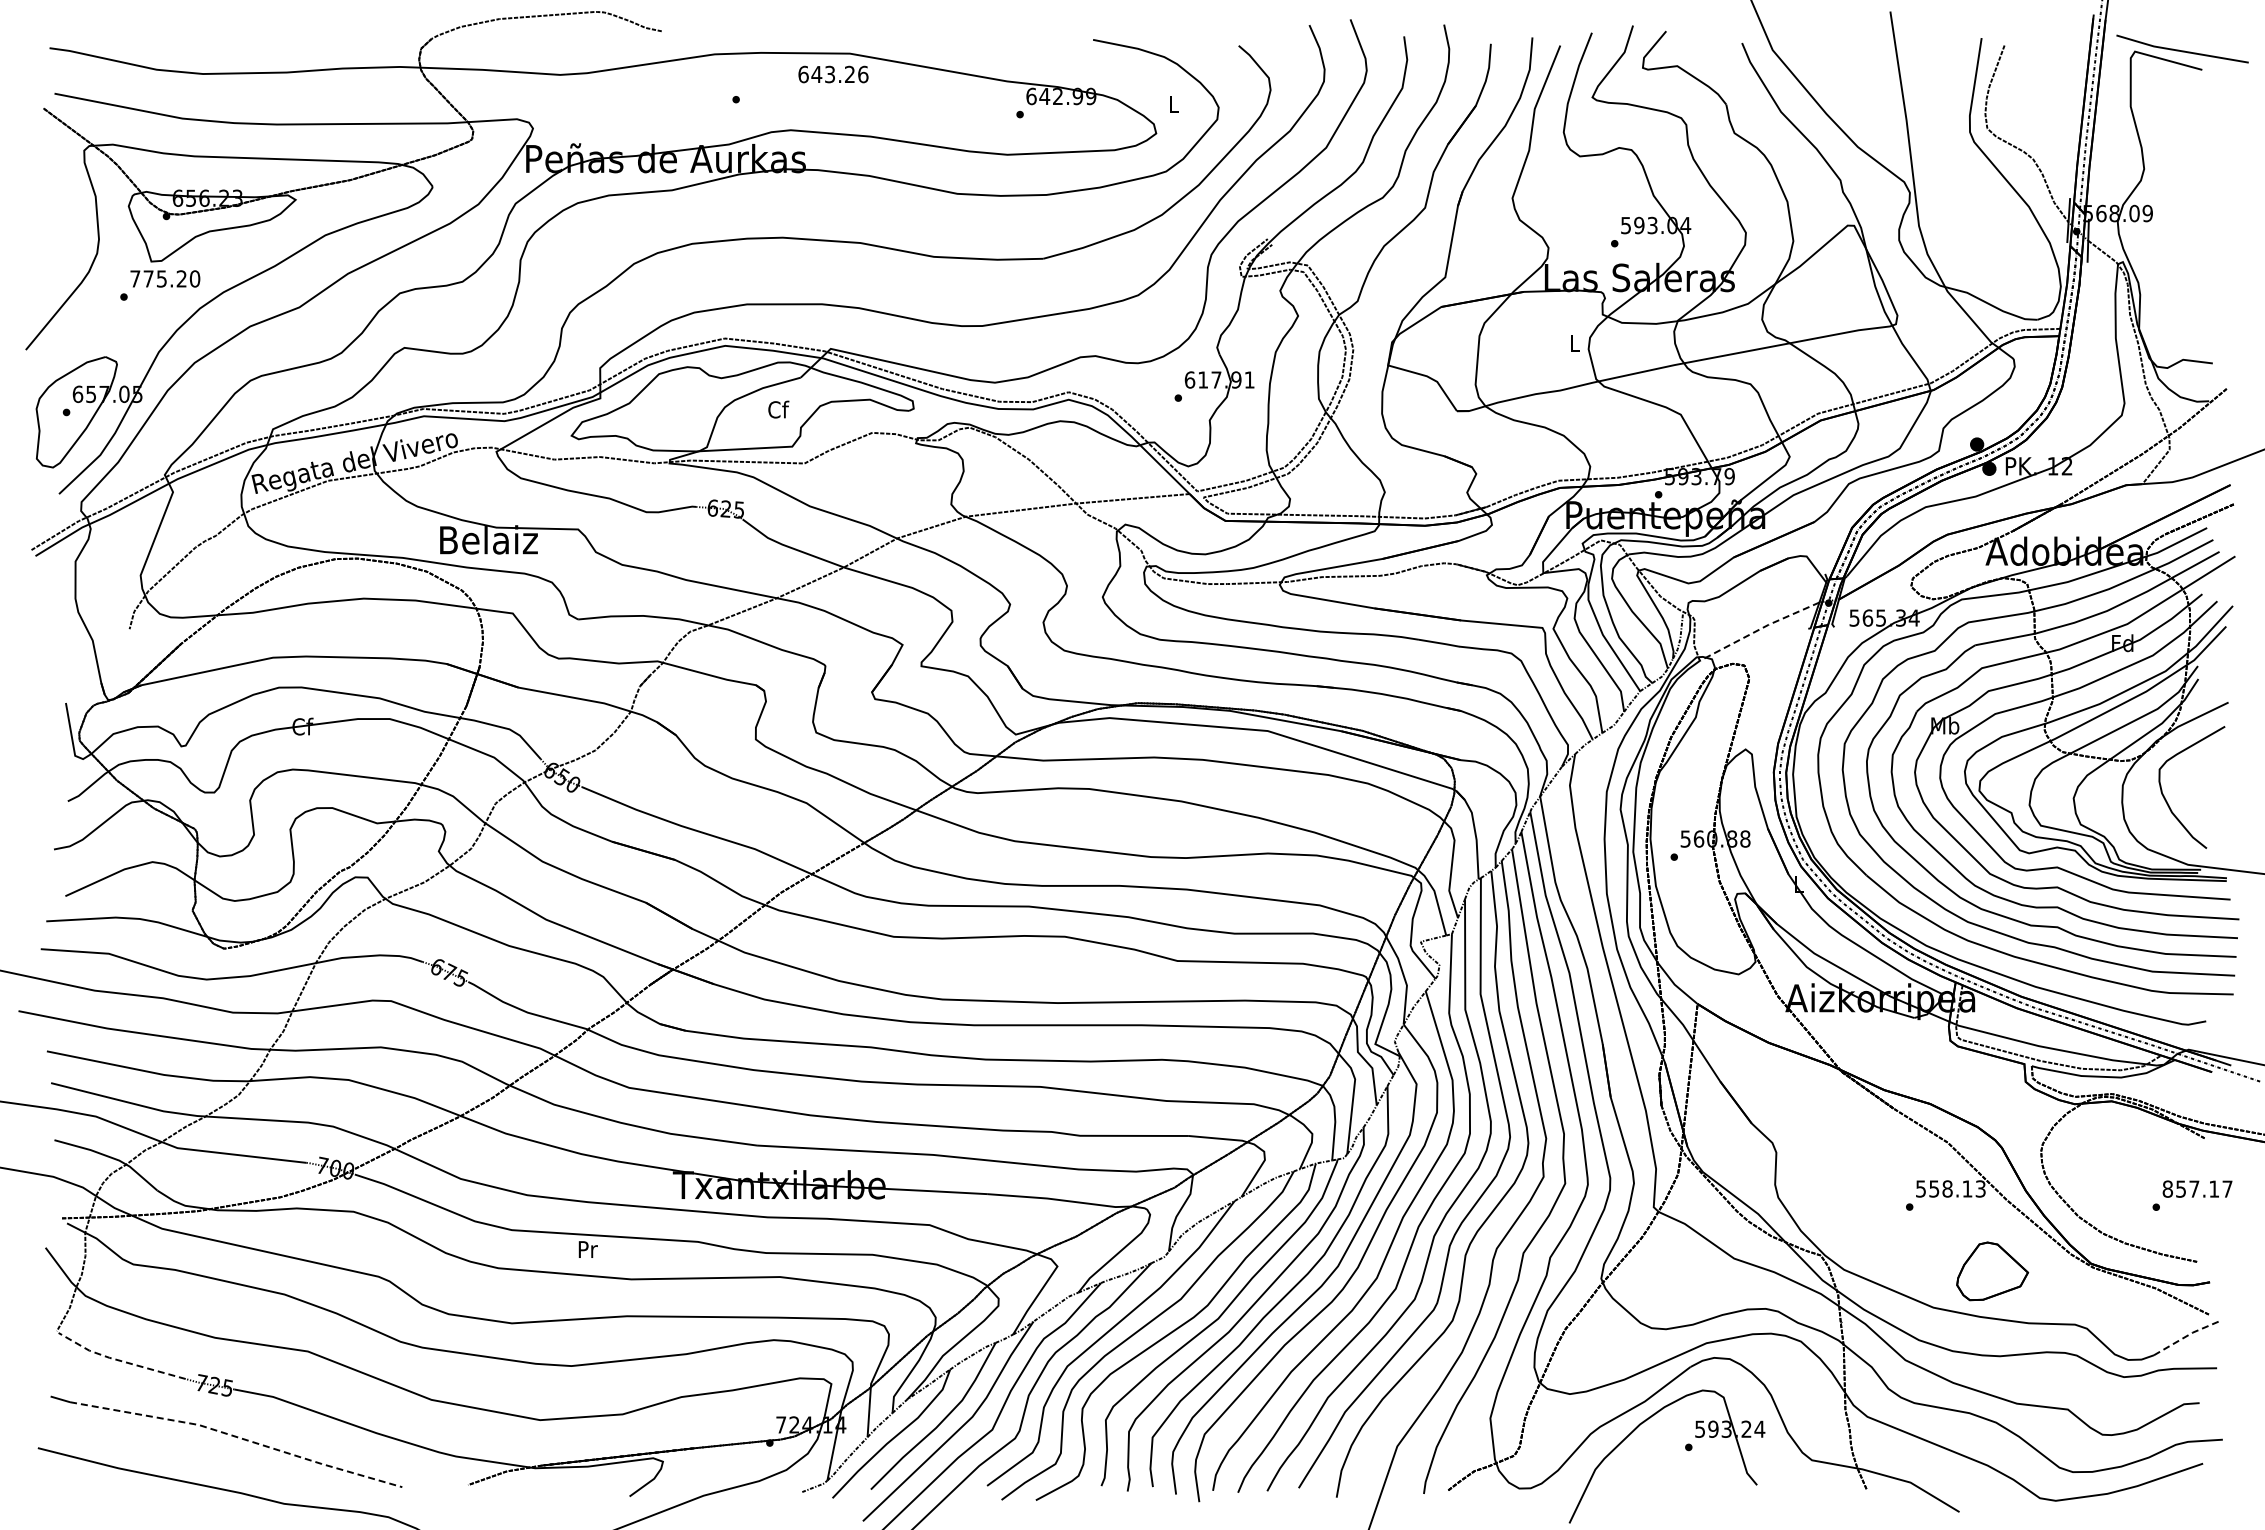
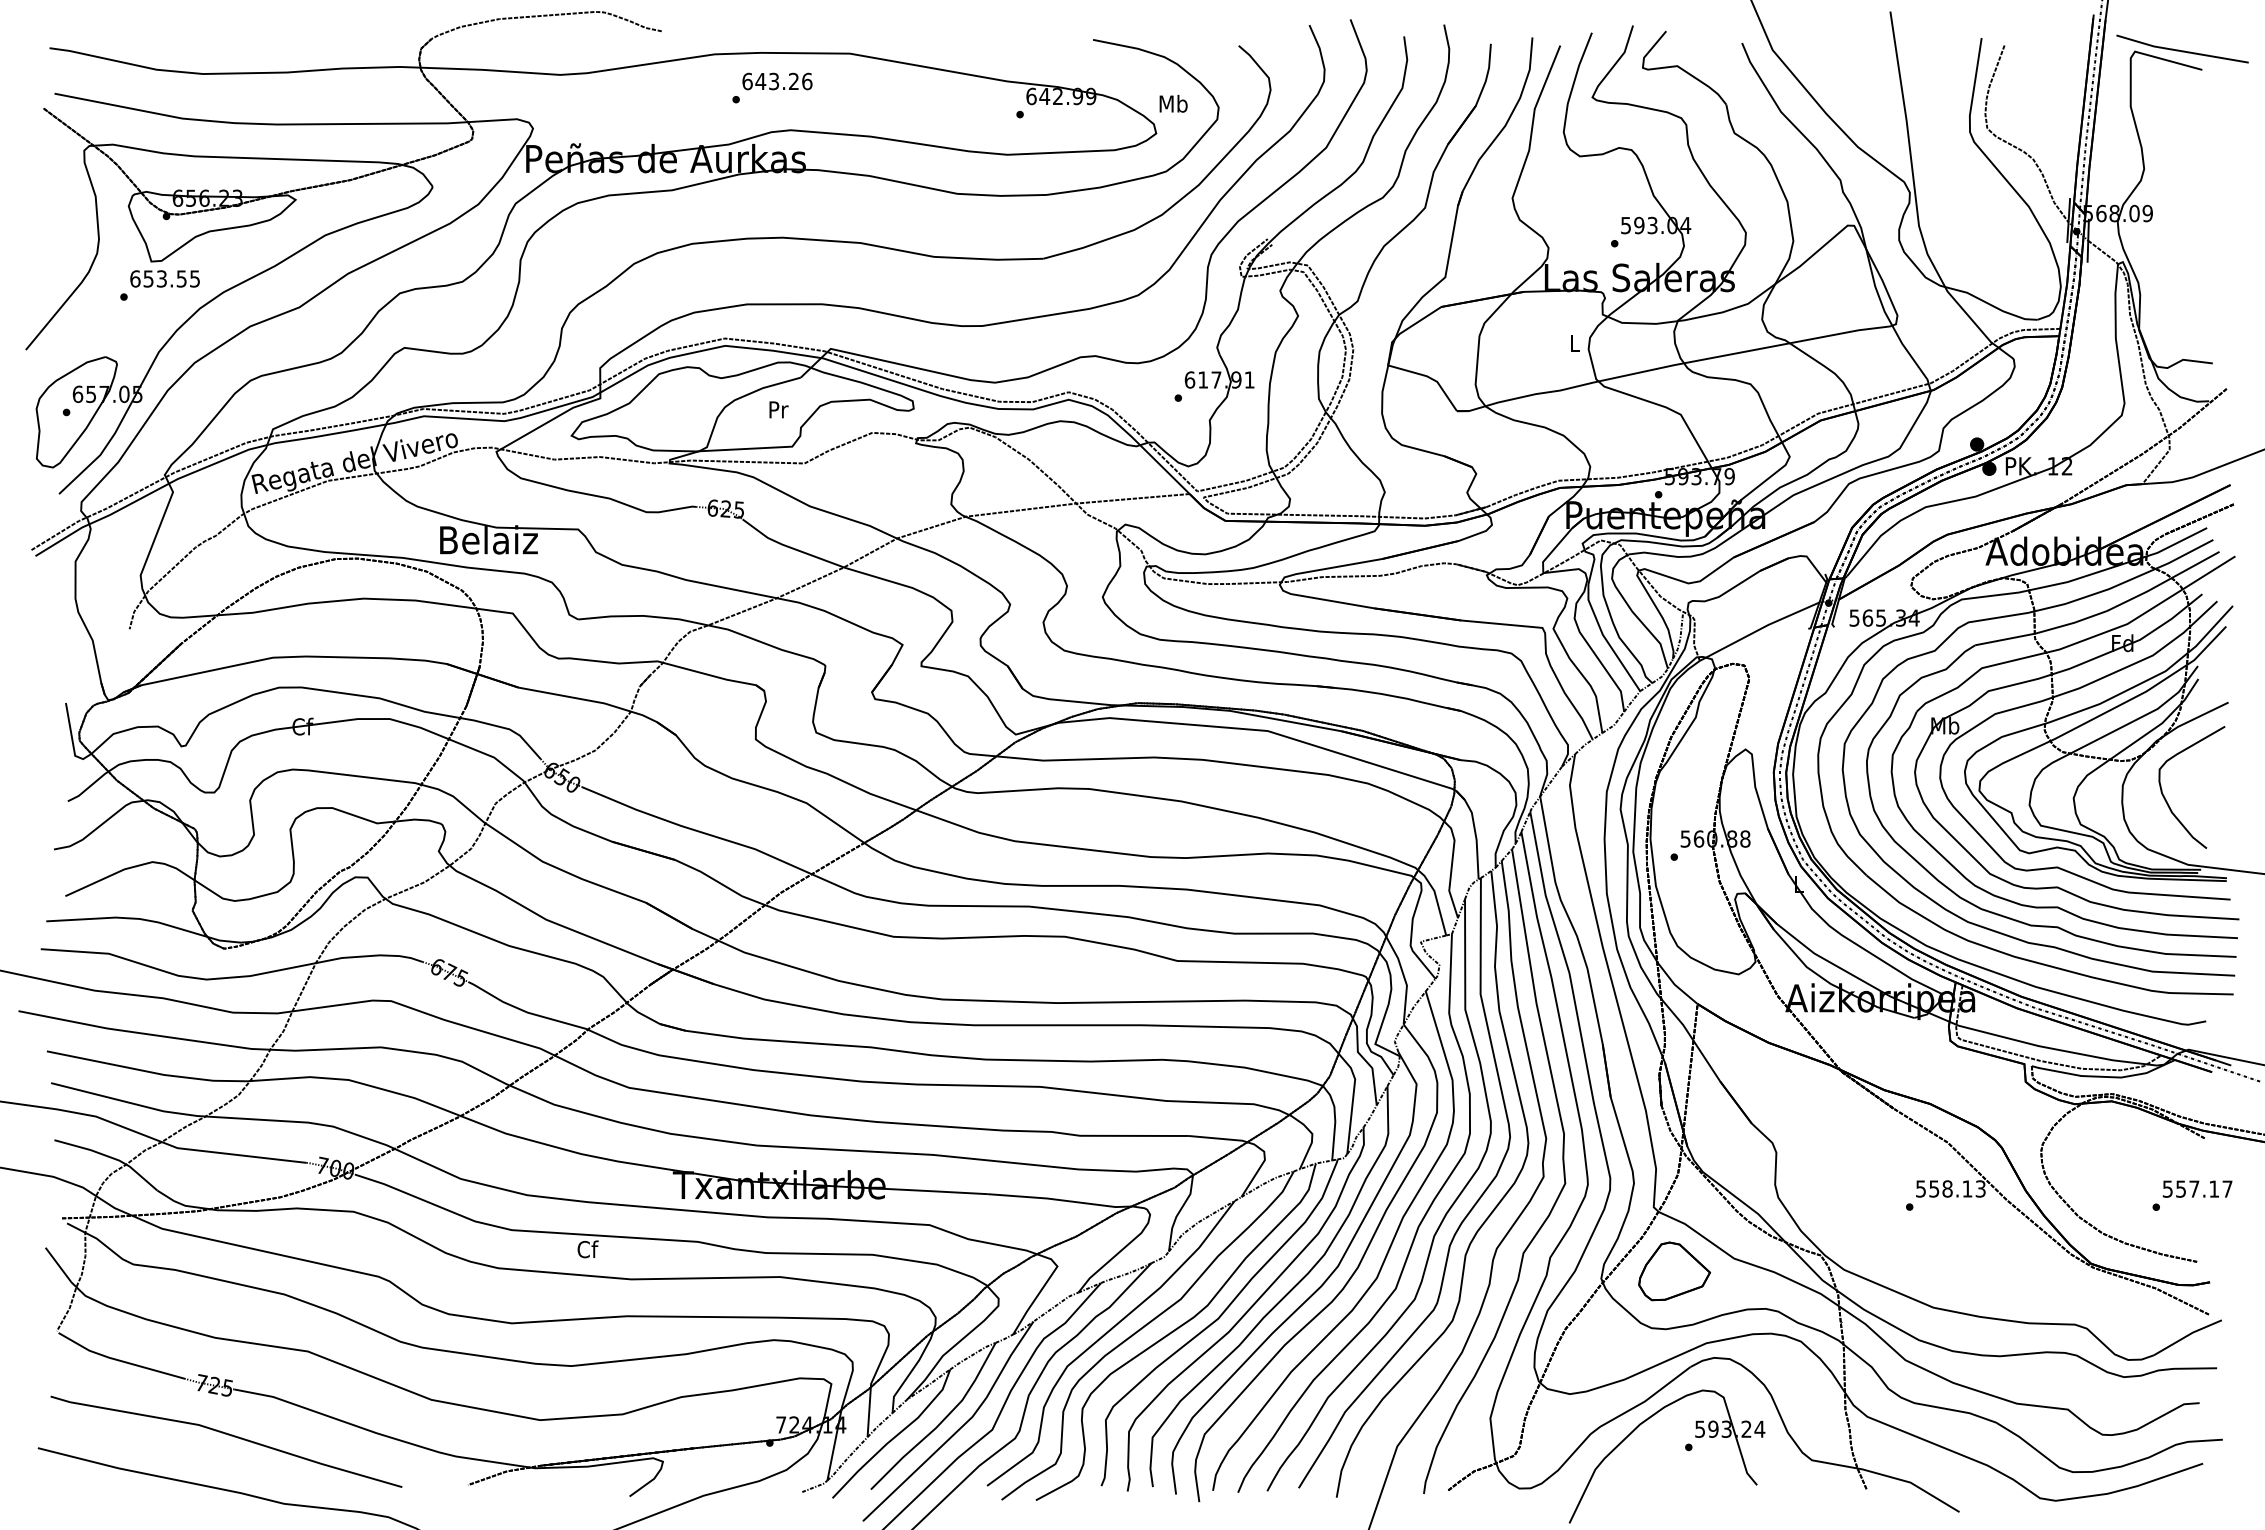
text position: (833, 74) -> (777, 81) (777, 81)
text: L -> Mb (1173, 103)
text: 775.20 -> 653.55 (165, 278)
text: Cf -> Pr (778, 409)
line: dashed -> solid (1758, 629)
text: 857.17 -> 557.17 (2167, 1188)
text: Pr -> Cf (587, 1249)
part position: (1992, 1271) -> (1674, 1271) (1674, 1271)
line: dashed -> solid (2187, 1335)
line: dashed -> solid (118, 1360)
line: dashed -> solid (238, 1437)
